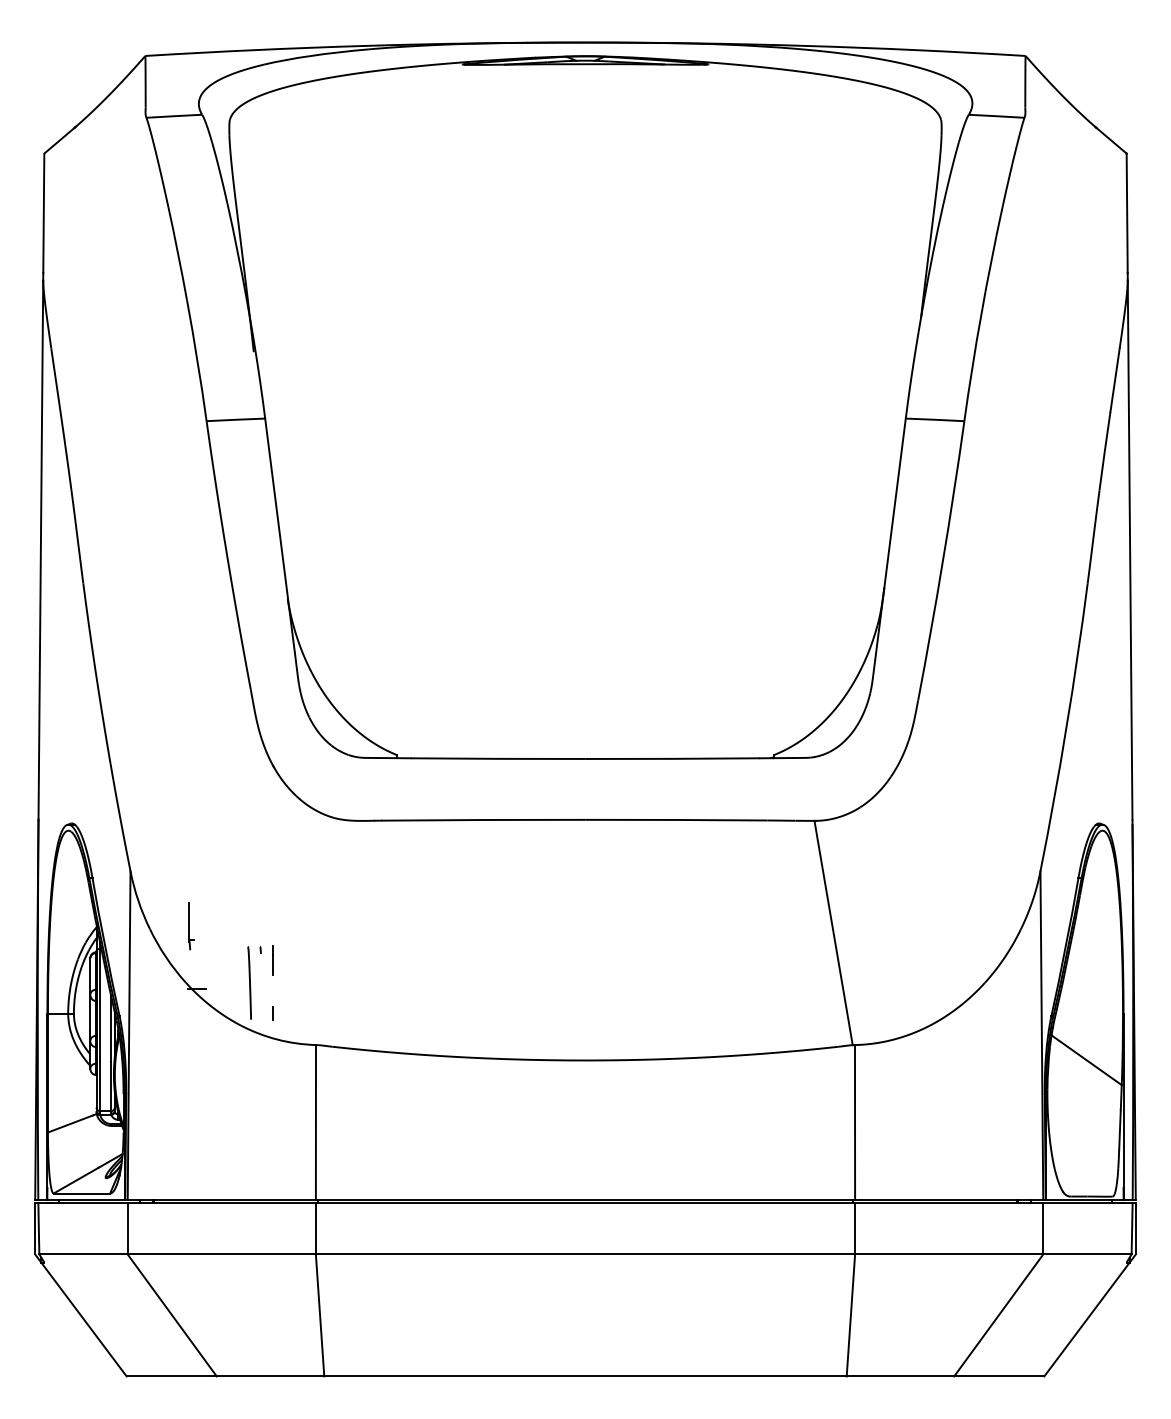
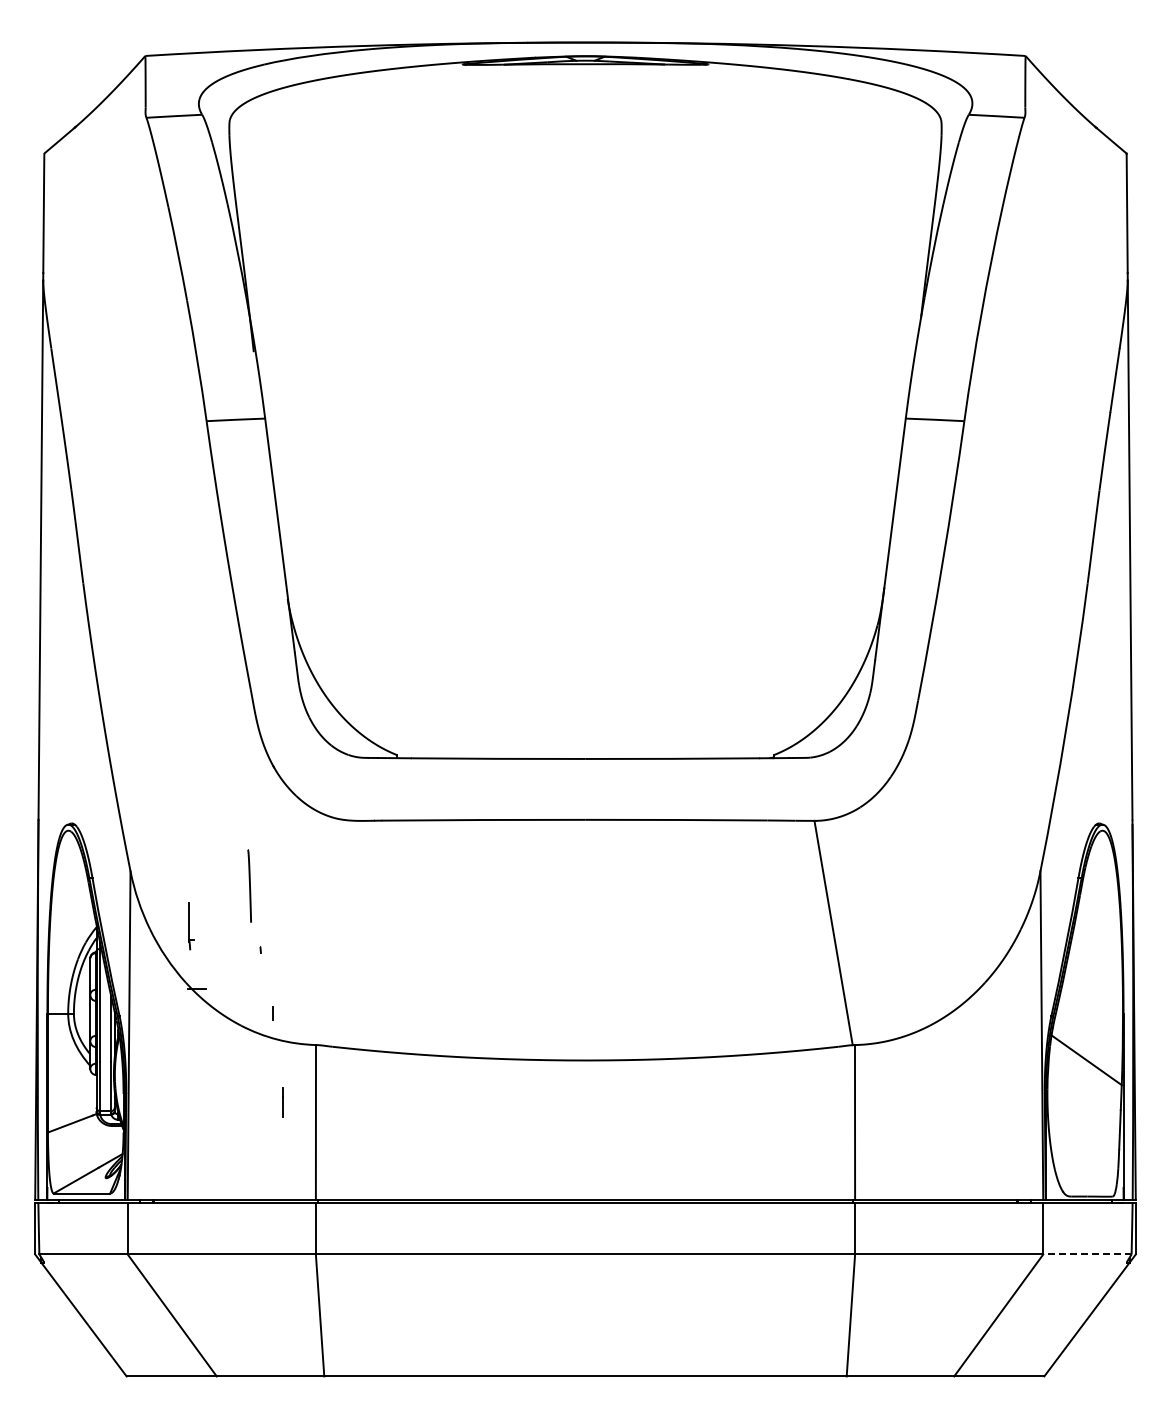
line position: (272, 960) -> (282, 1102) (282, 1102)
line position: (249, 982) -> (249, 885) (249, 885)
line: solid -> dashed (1086, 1254)
